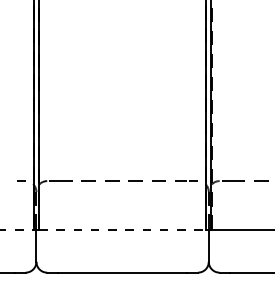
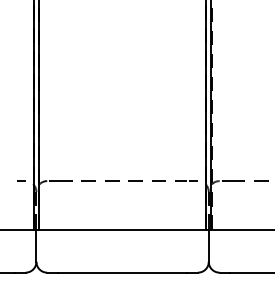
line: dashed -> solid (16, 229)
line: dashed -> solid (122, 229)
